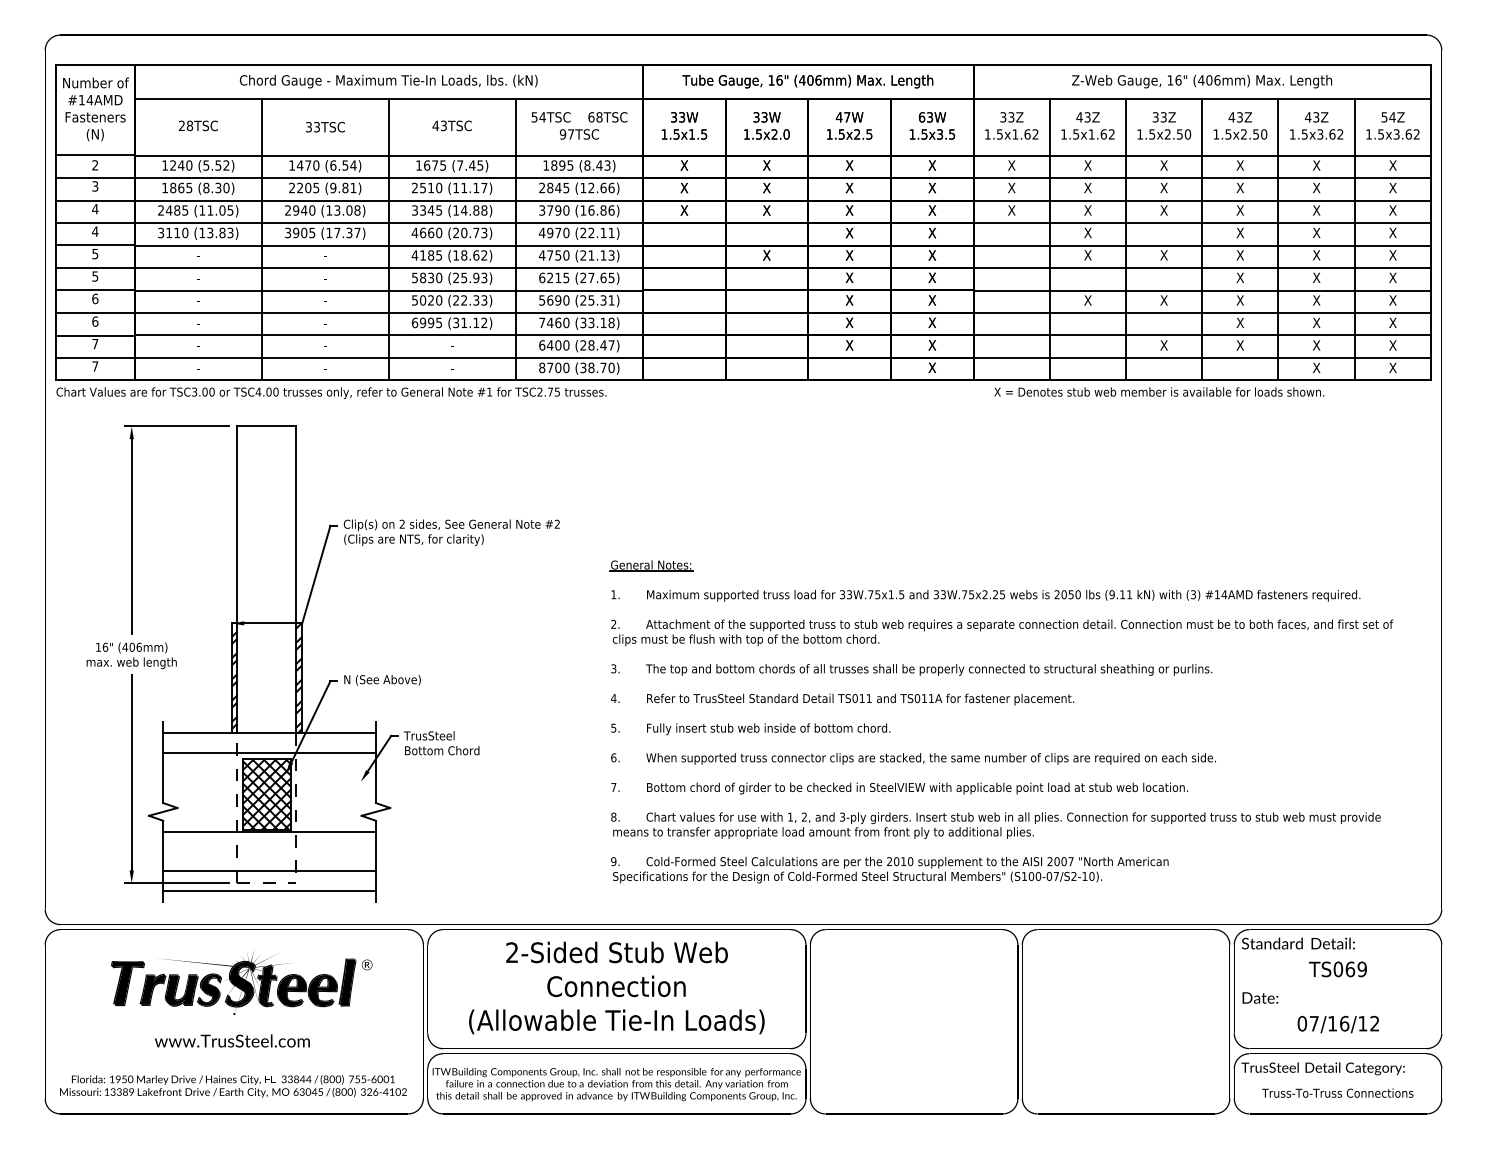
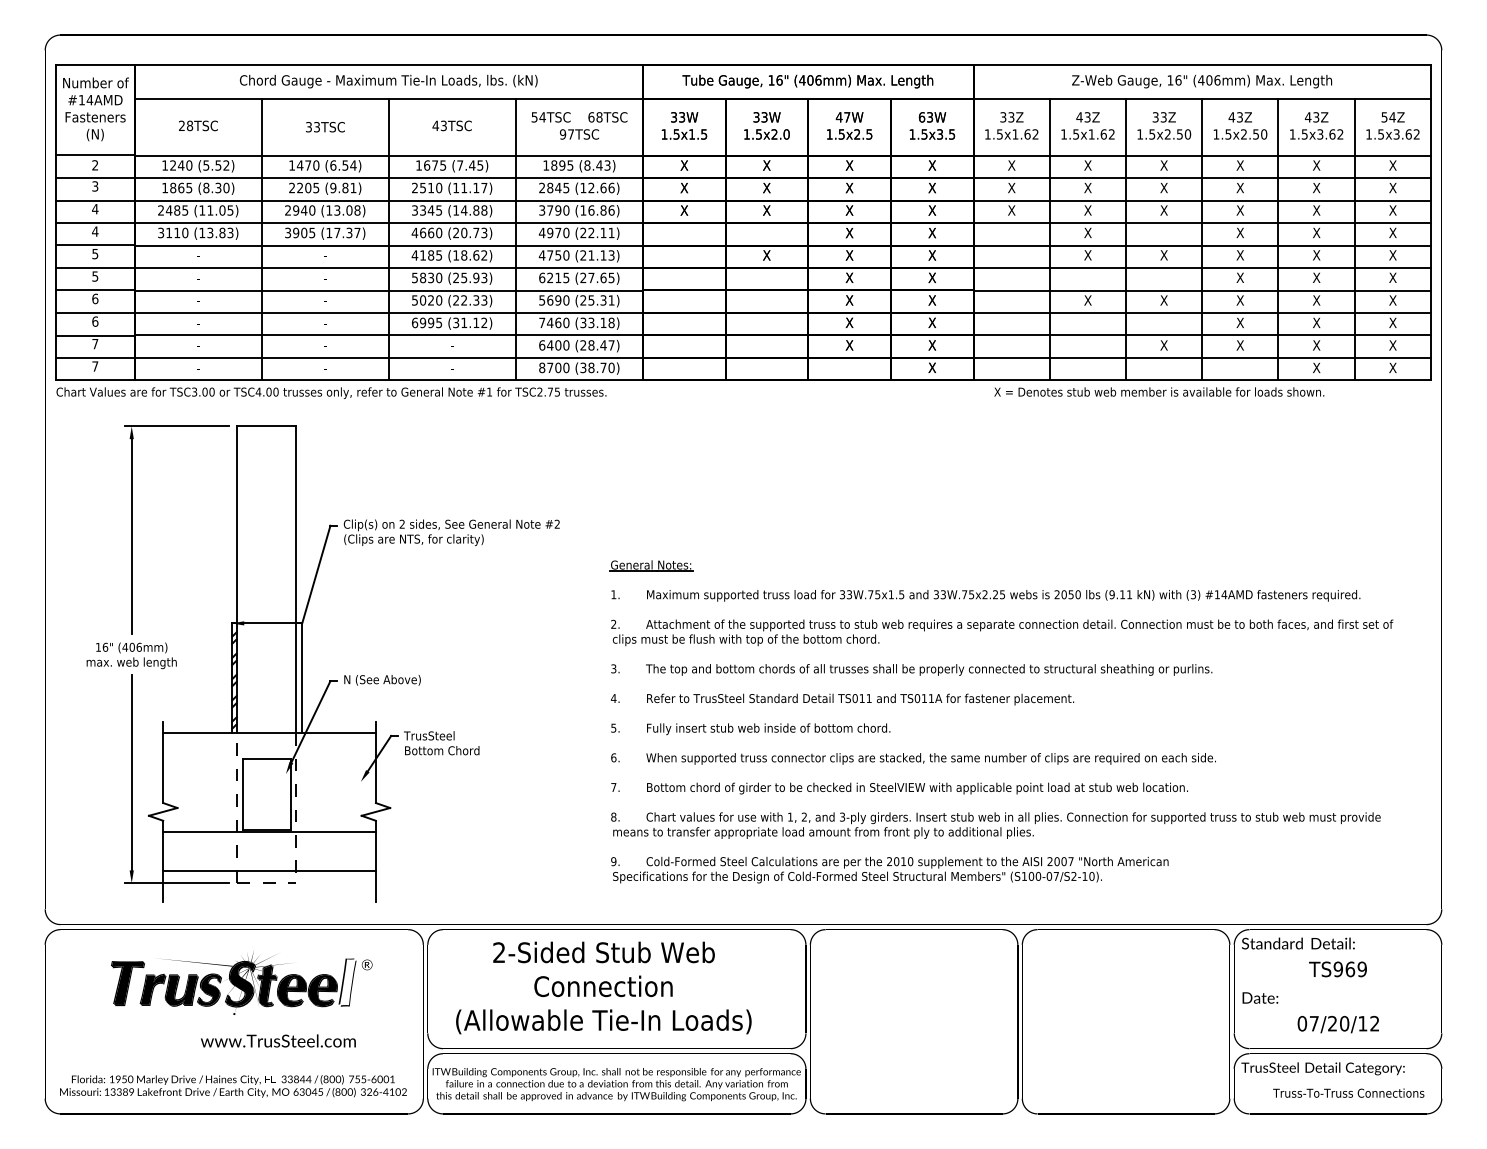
hatch: present -> none (299, 678)
line: present -> none (269, 752)
hatch: present -> none (266, 794)
line: present -> none (269, 890)
text: TS069 -> TS969 (1337, 969)
fill: present -> none (347, 982)
text position: (616, 987) -> (603, 987) (603, 987)
text: 07/16/12 -> 07/20/12 (1338, 1023)
text position: (232, 1040) -> (278, 1040) (278, 1040)
text position: (1337, 1092) -> (1348, 1092) (1348, 1092)
